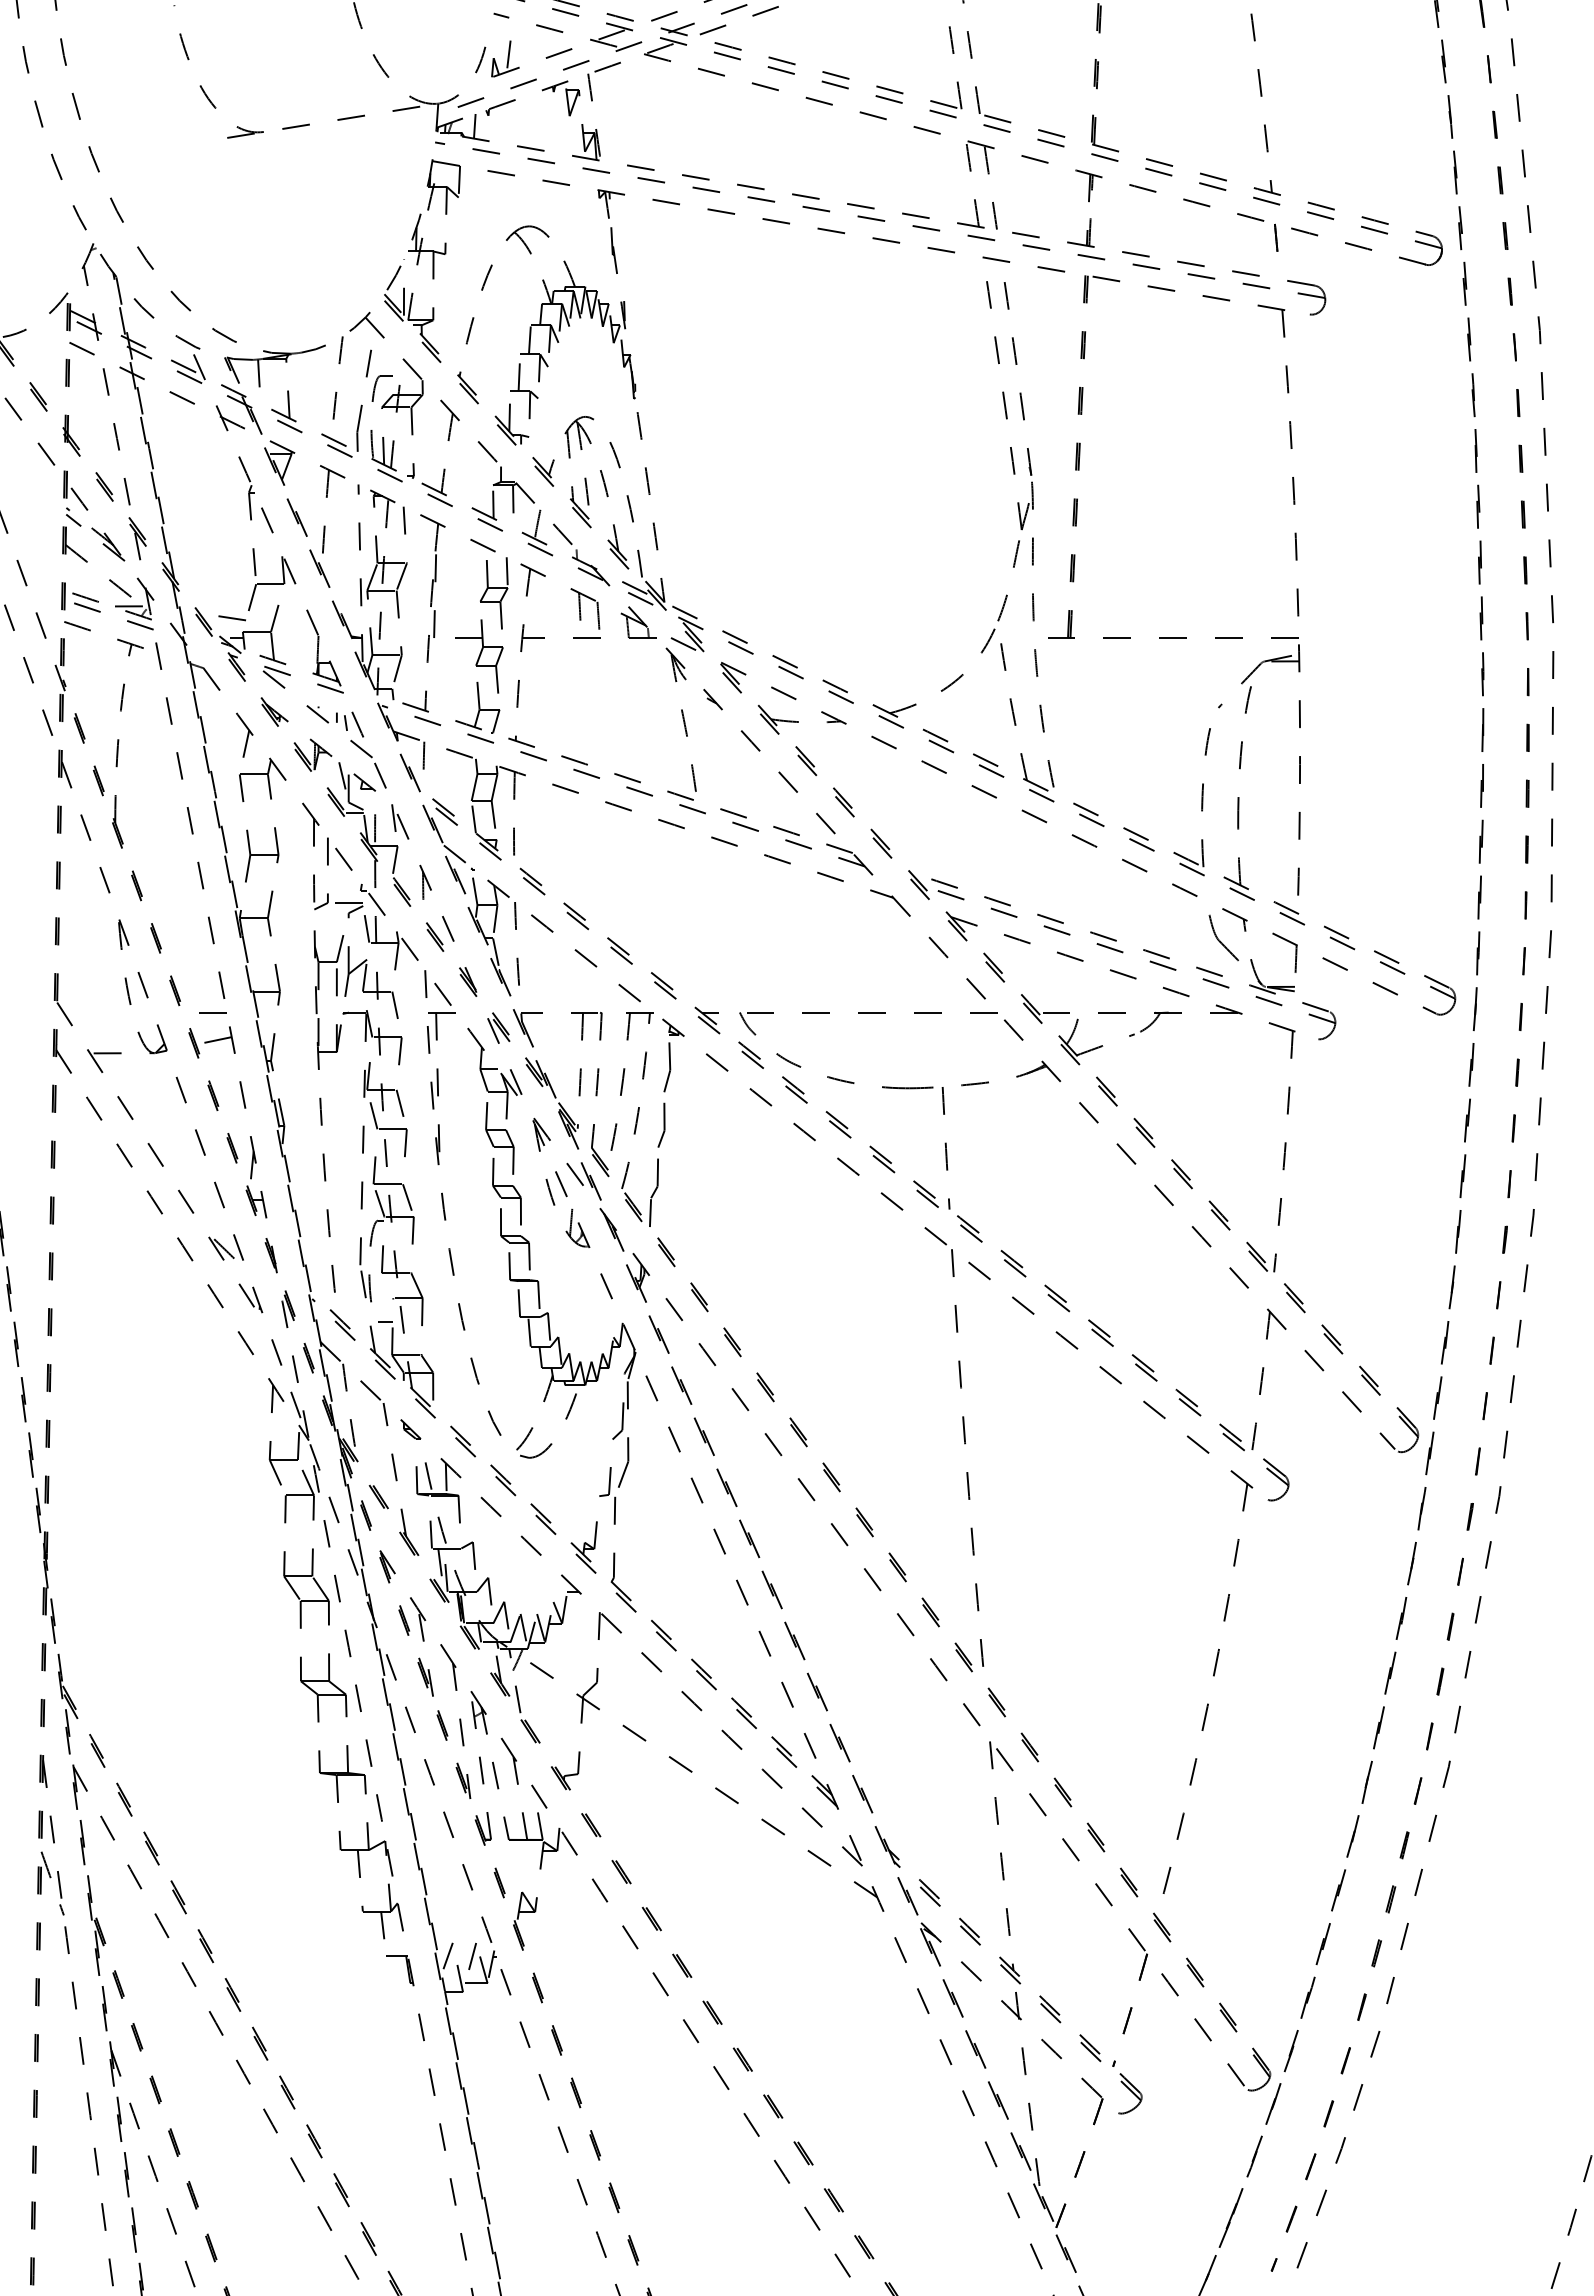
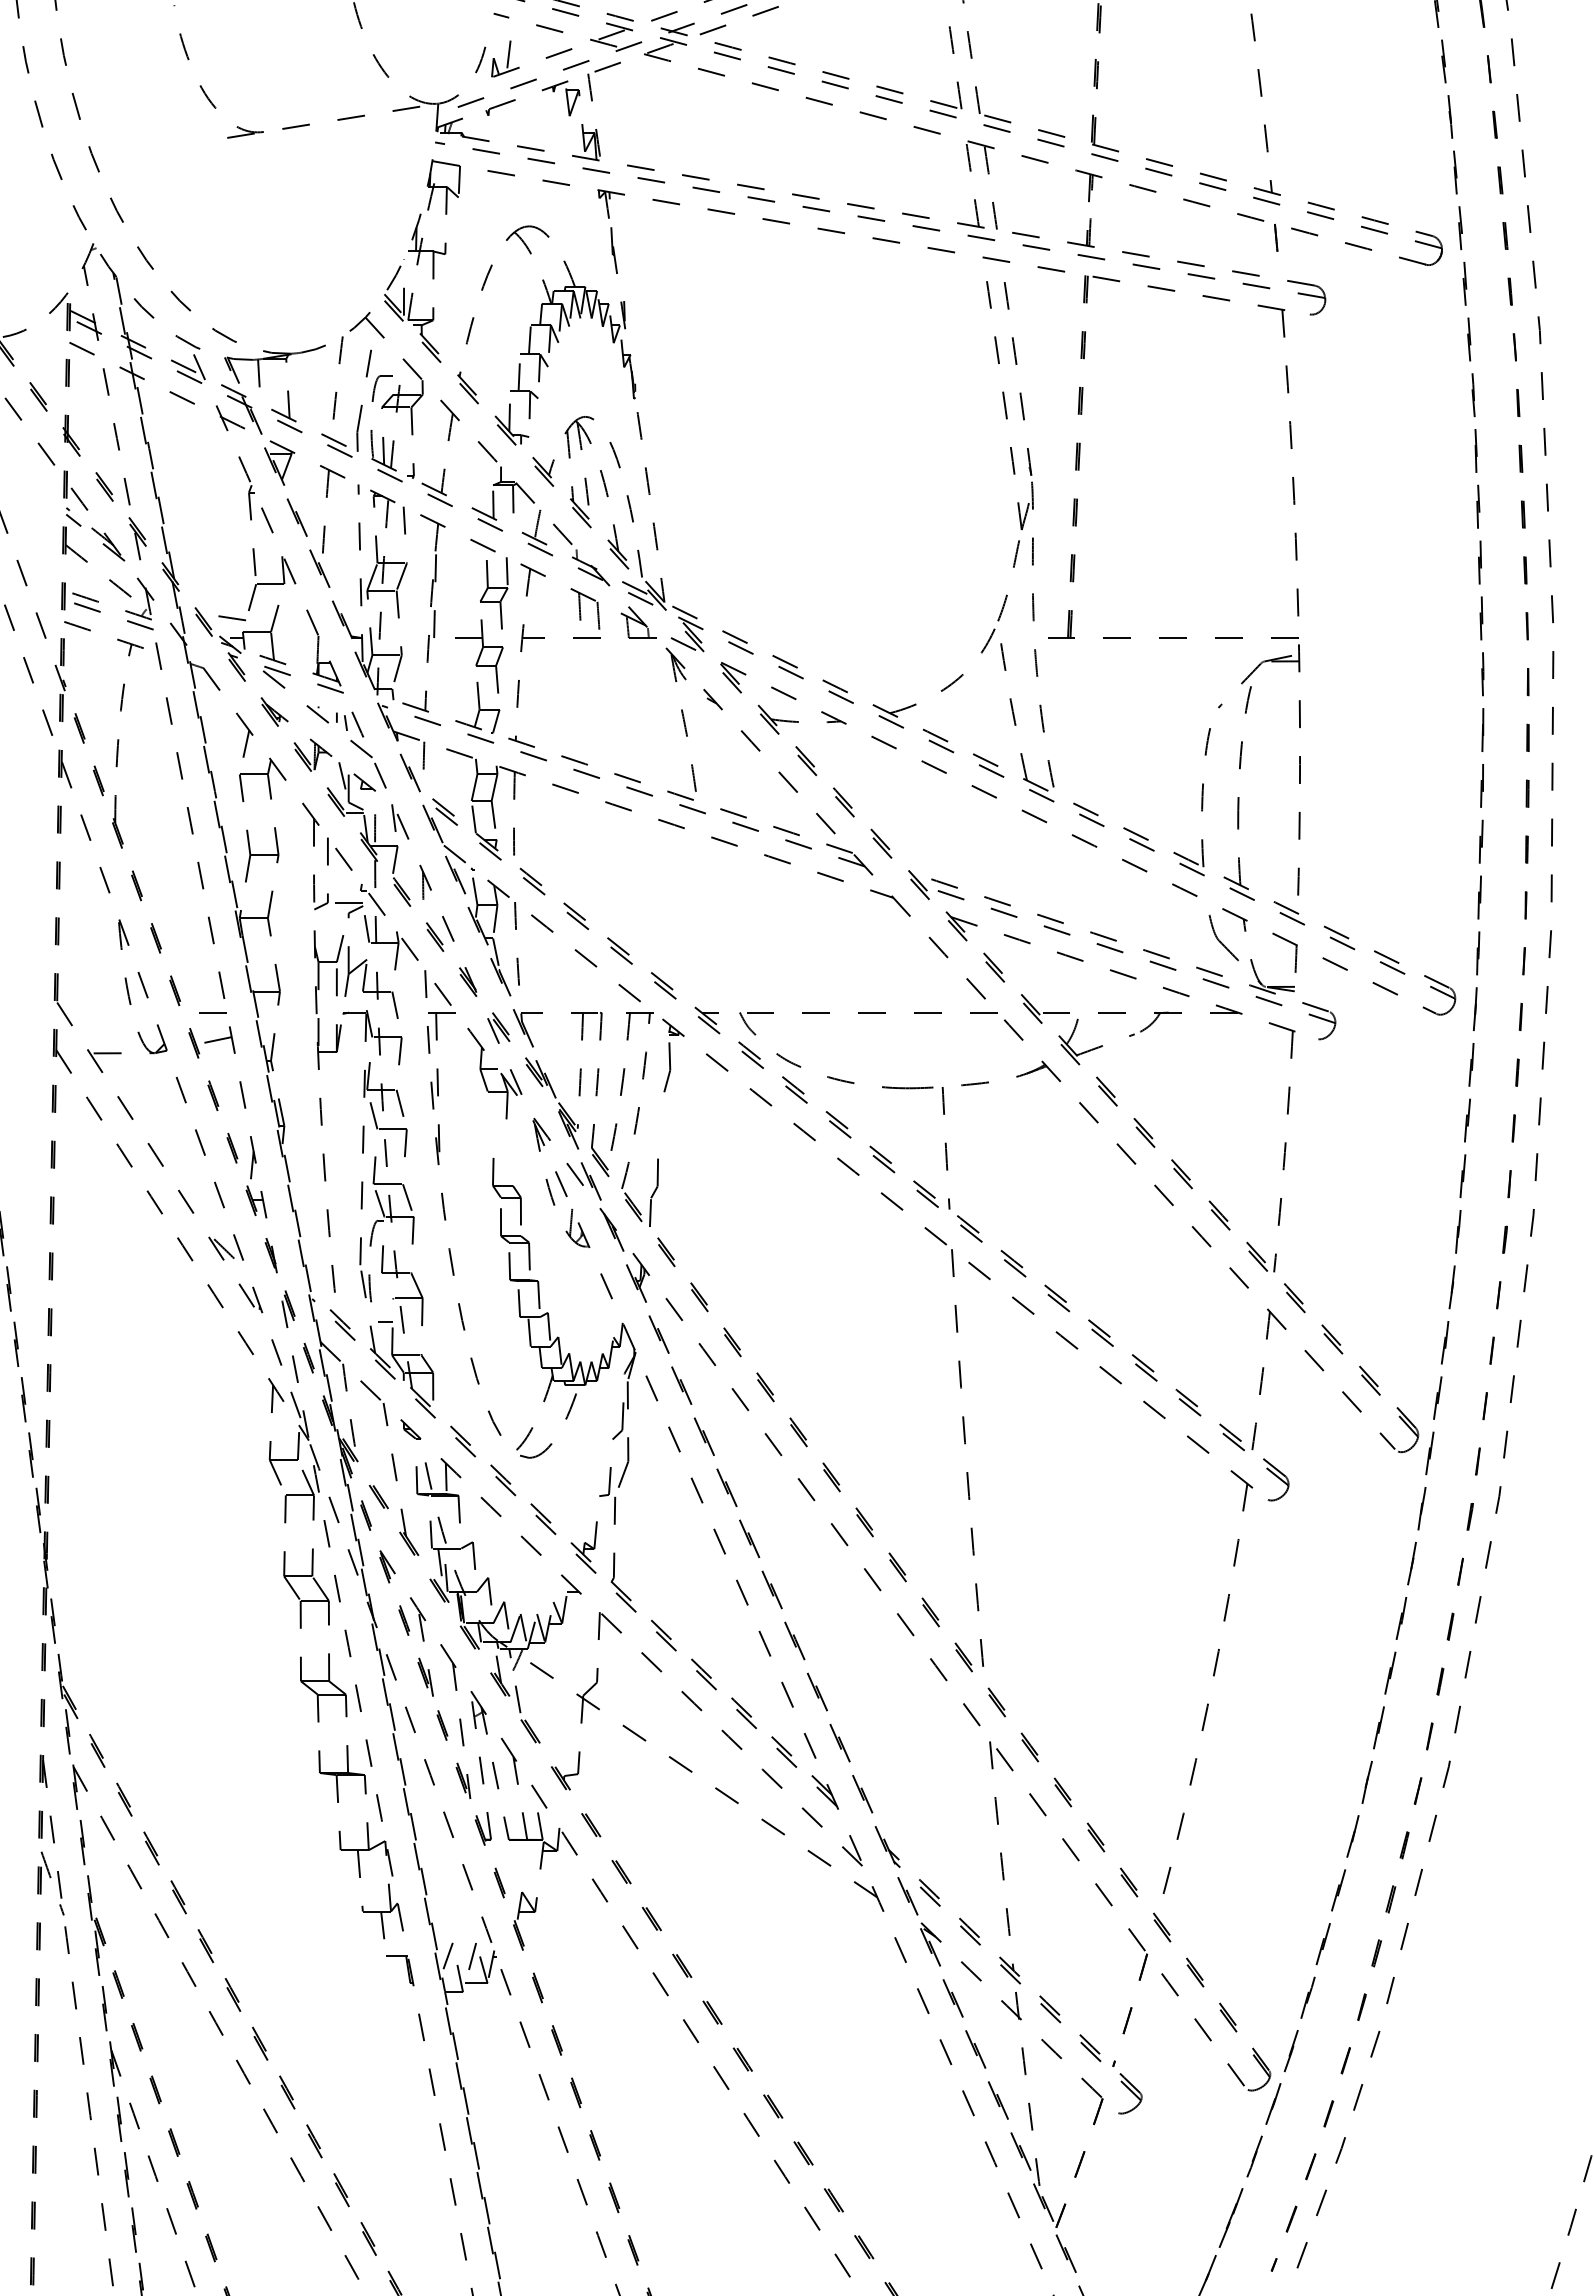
line: present -> none (474, 125)
line: present -> none (127, 606)
part: present -> none (661, 1124)
part: present -> none (499, 1138)
